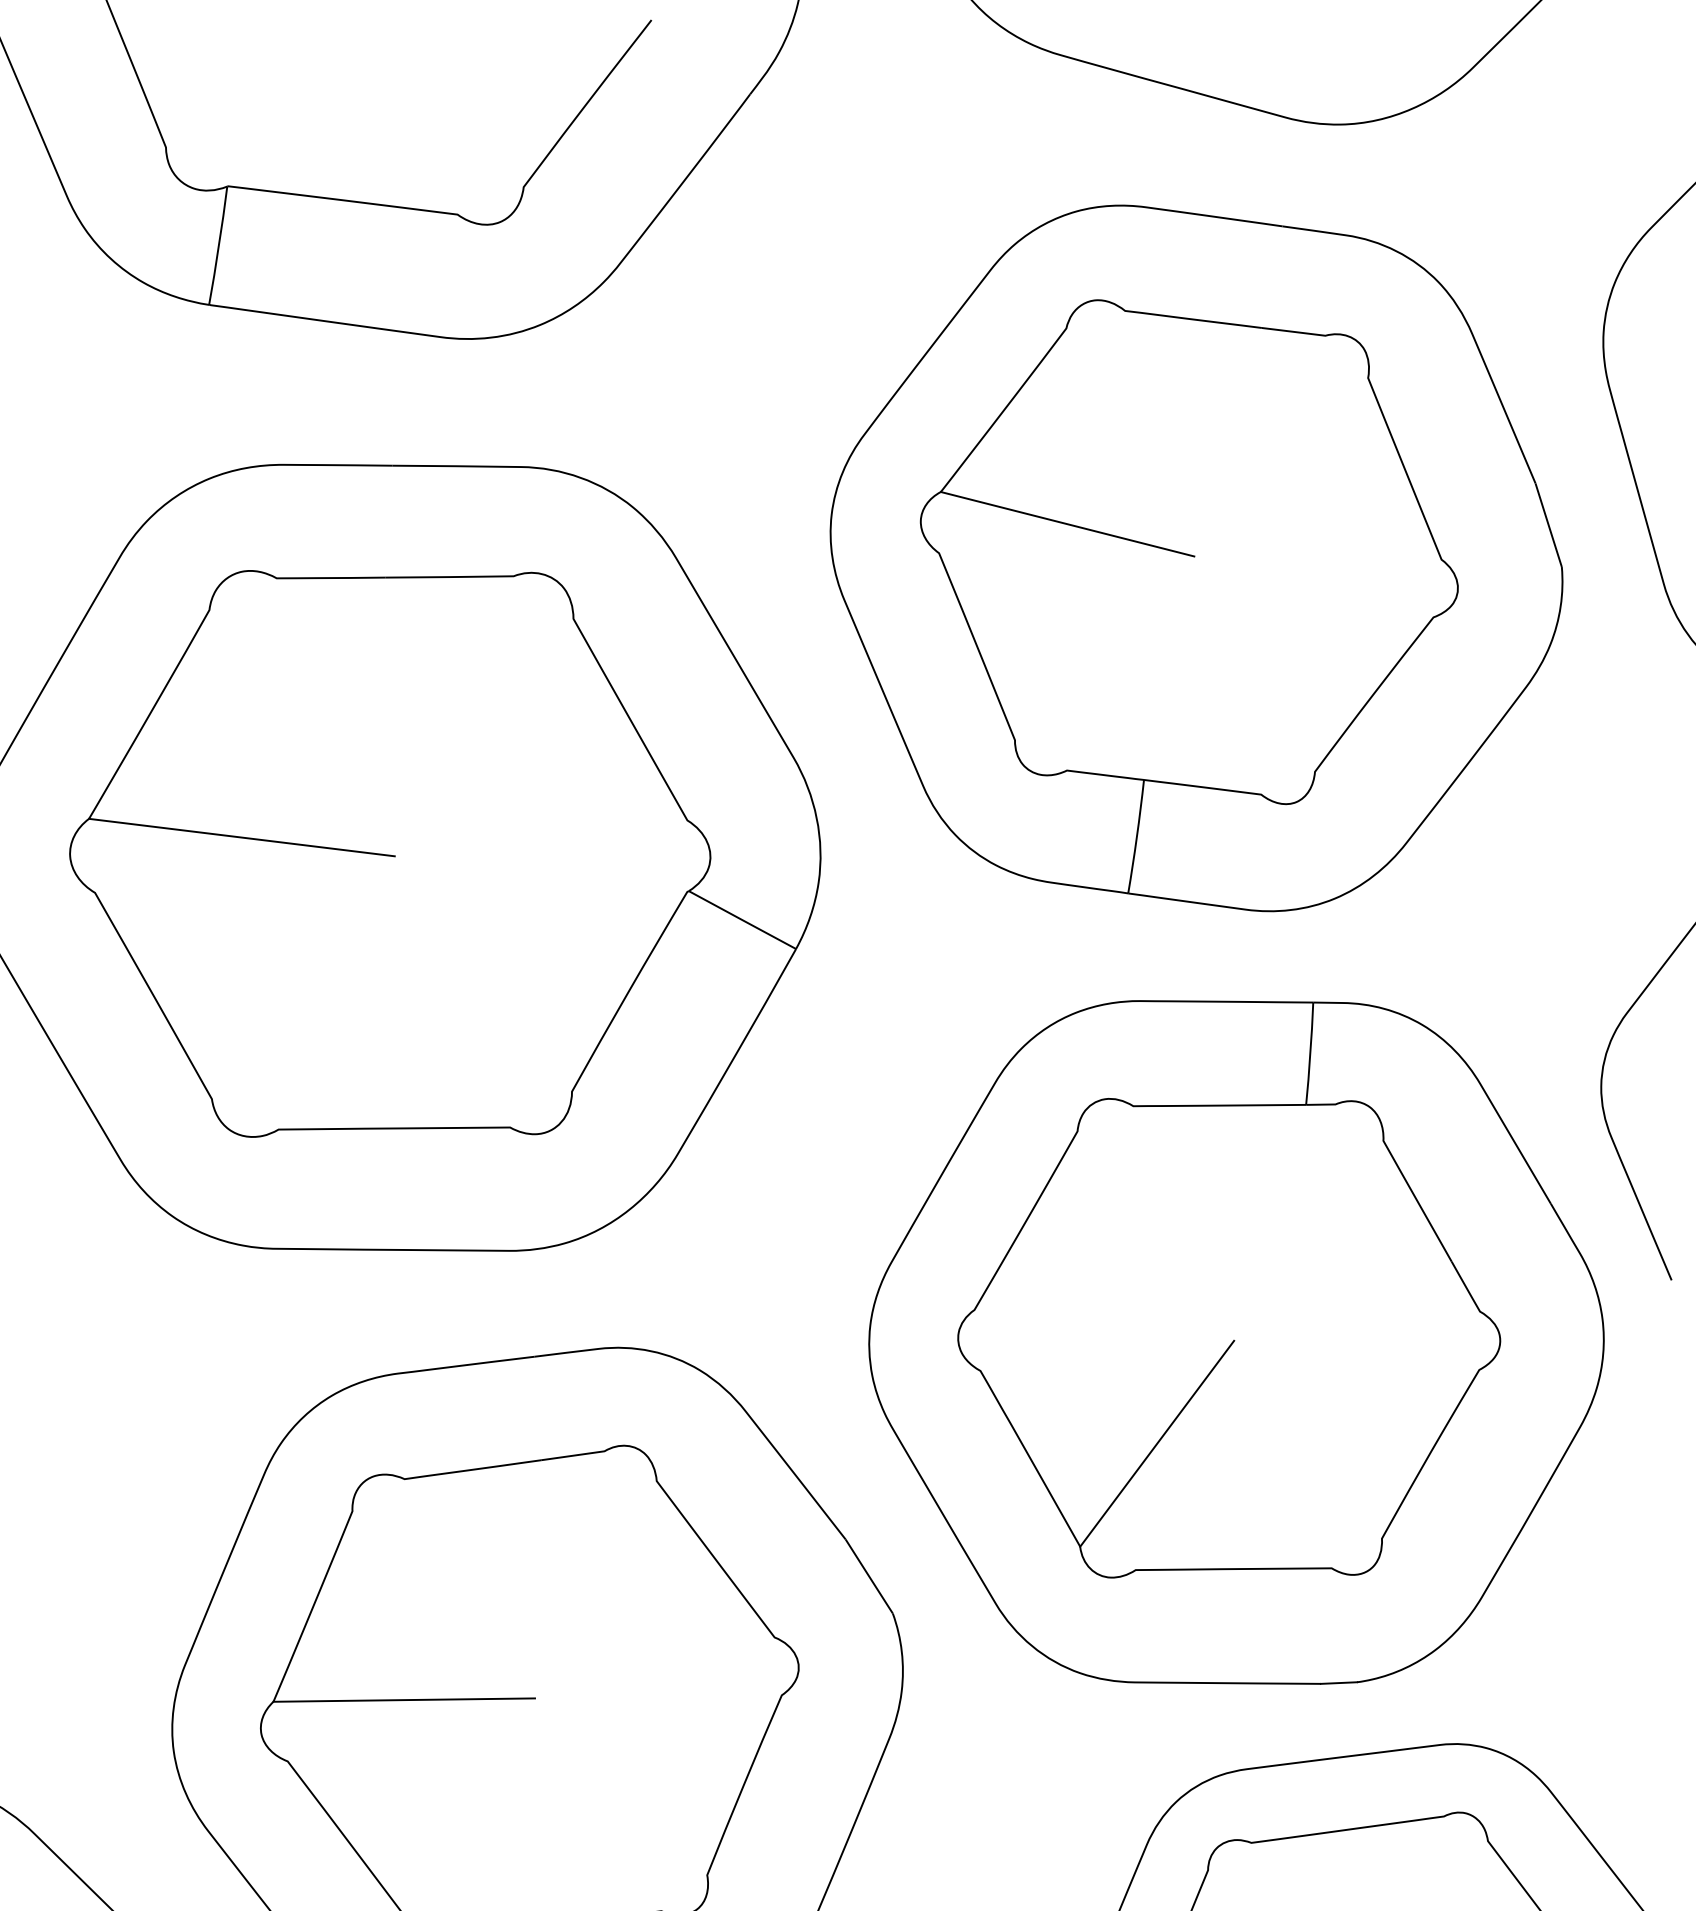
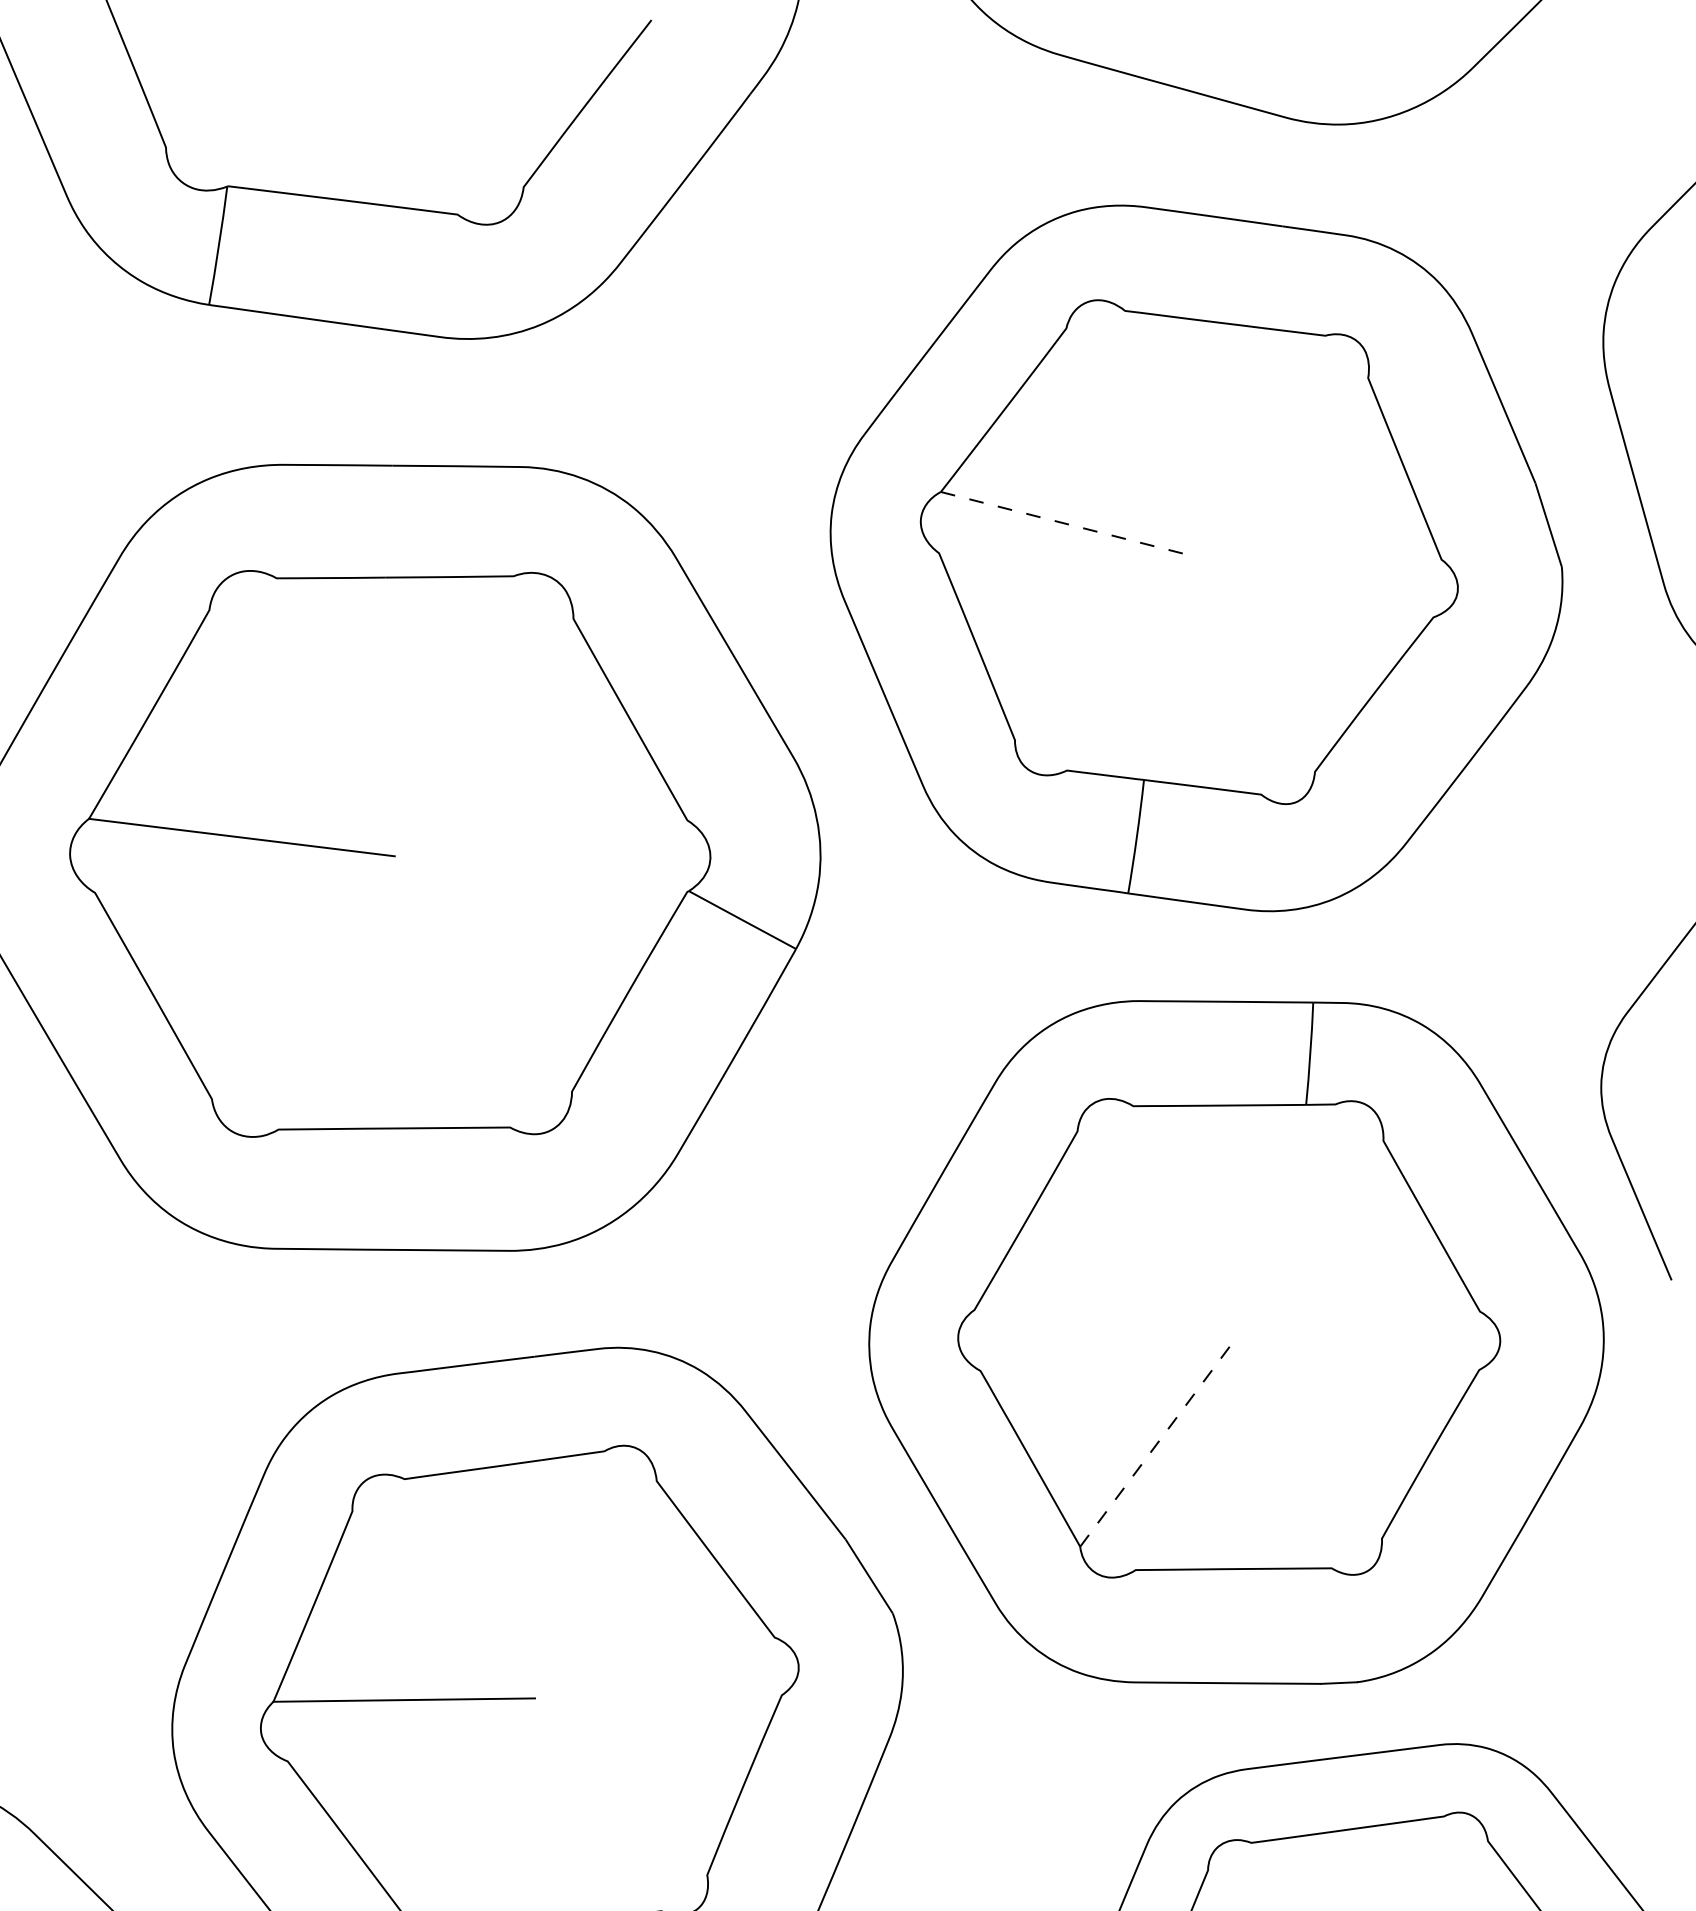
line: solid -> dashed (1067, 524)
line: solid -> dashed (1157, 1443)
